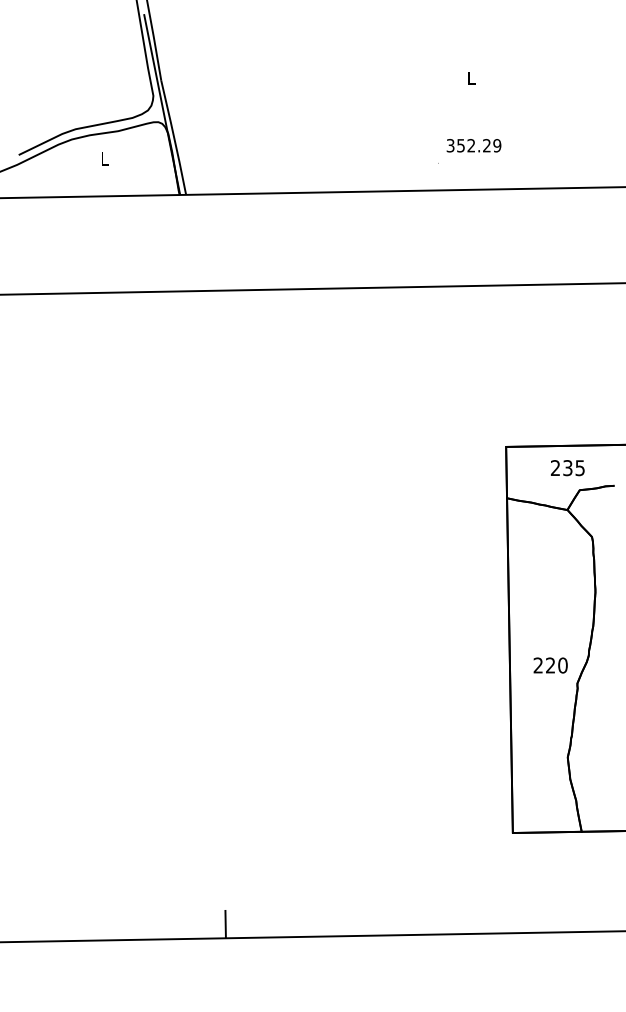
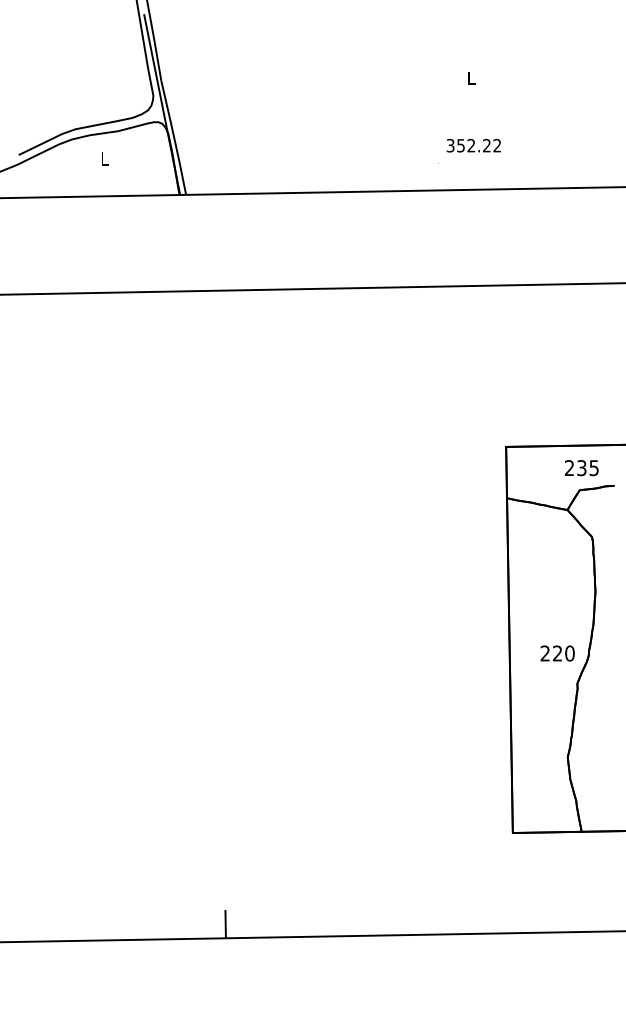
text: 352.29 -> 352.22 (497, 145)
text position: (567, 468) -> (581, 468) (581, 468)
text position: (550, 665) -> (557, 653) (557, 653)
